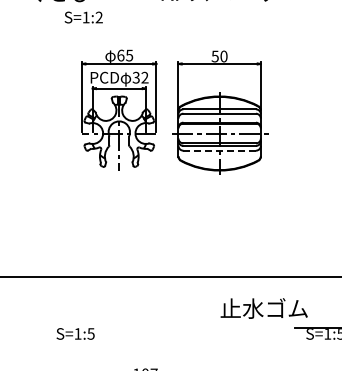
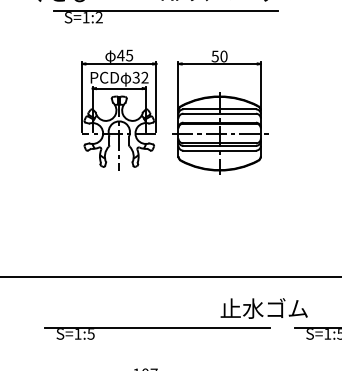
line: none -> present (165, 11)
text: 65 -> 45 (120, 55)
line: dashed -> solid (220, 150)
line: none -> present (157, 327)
